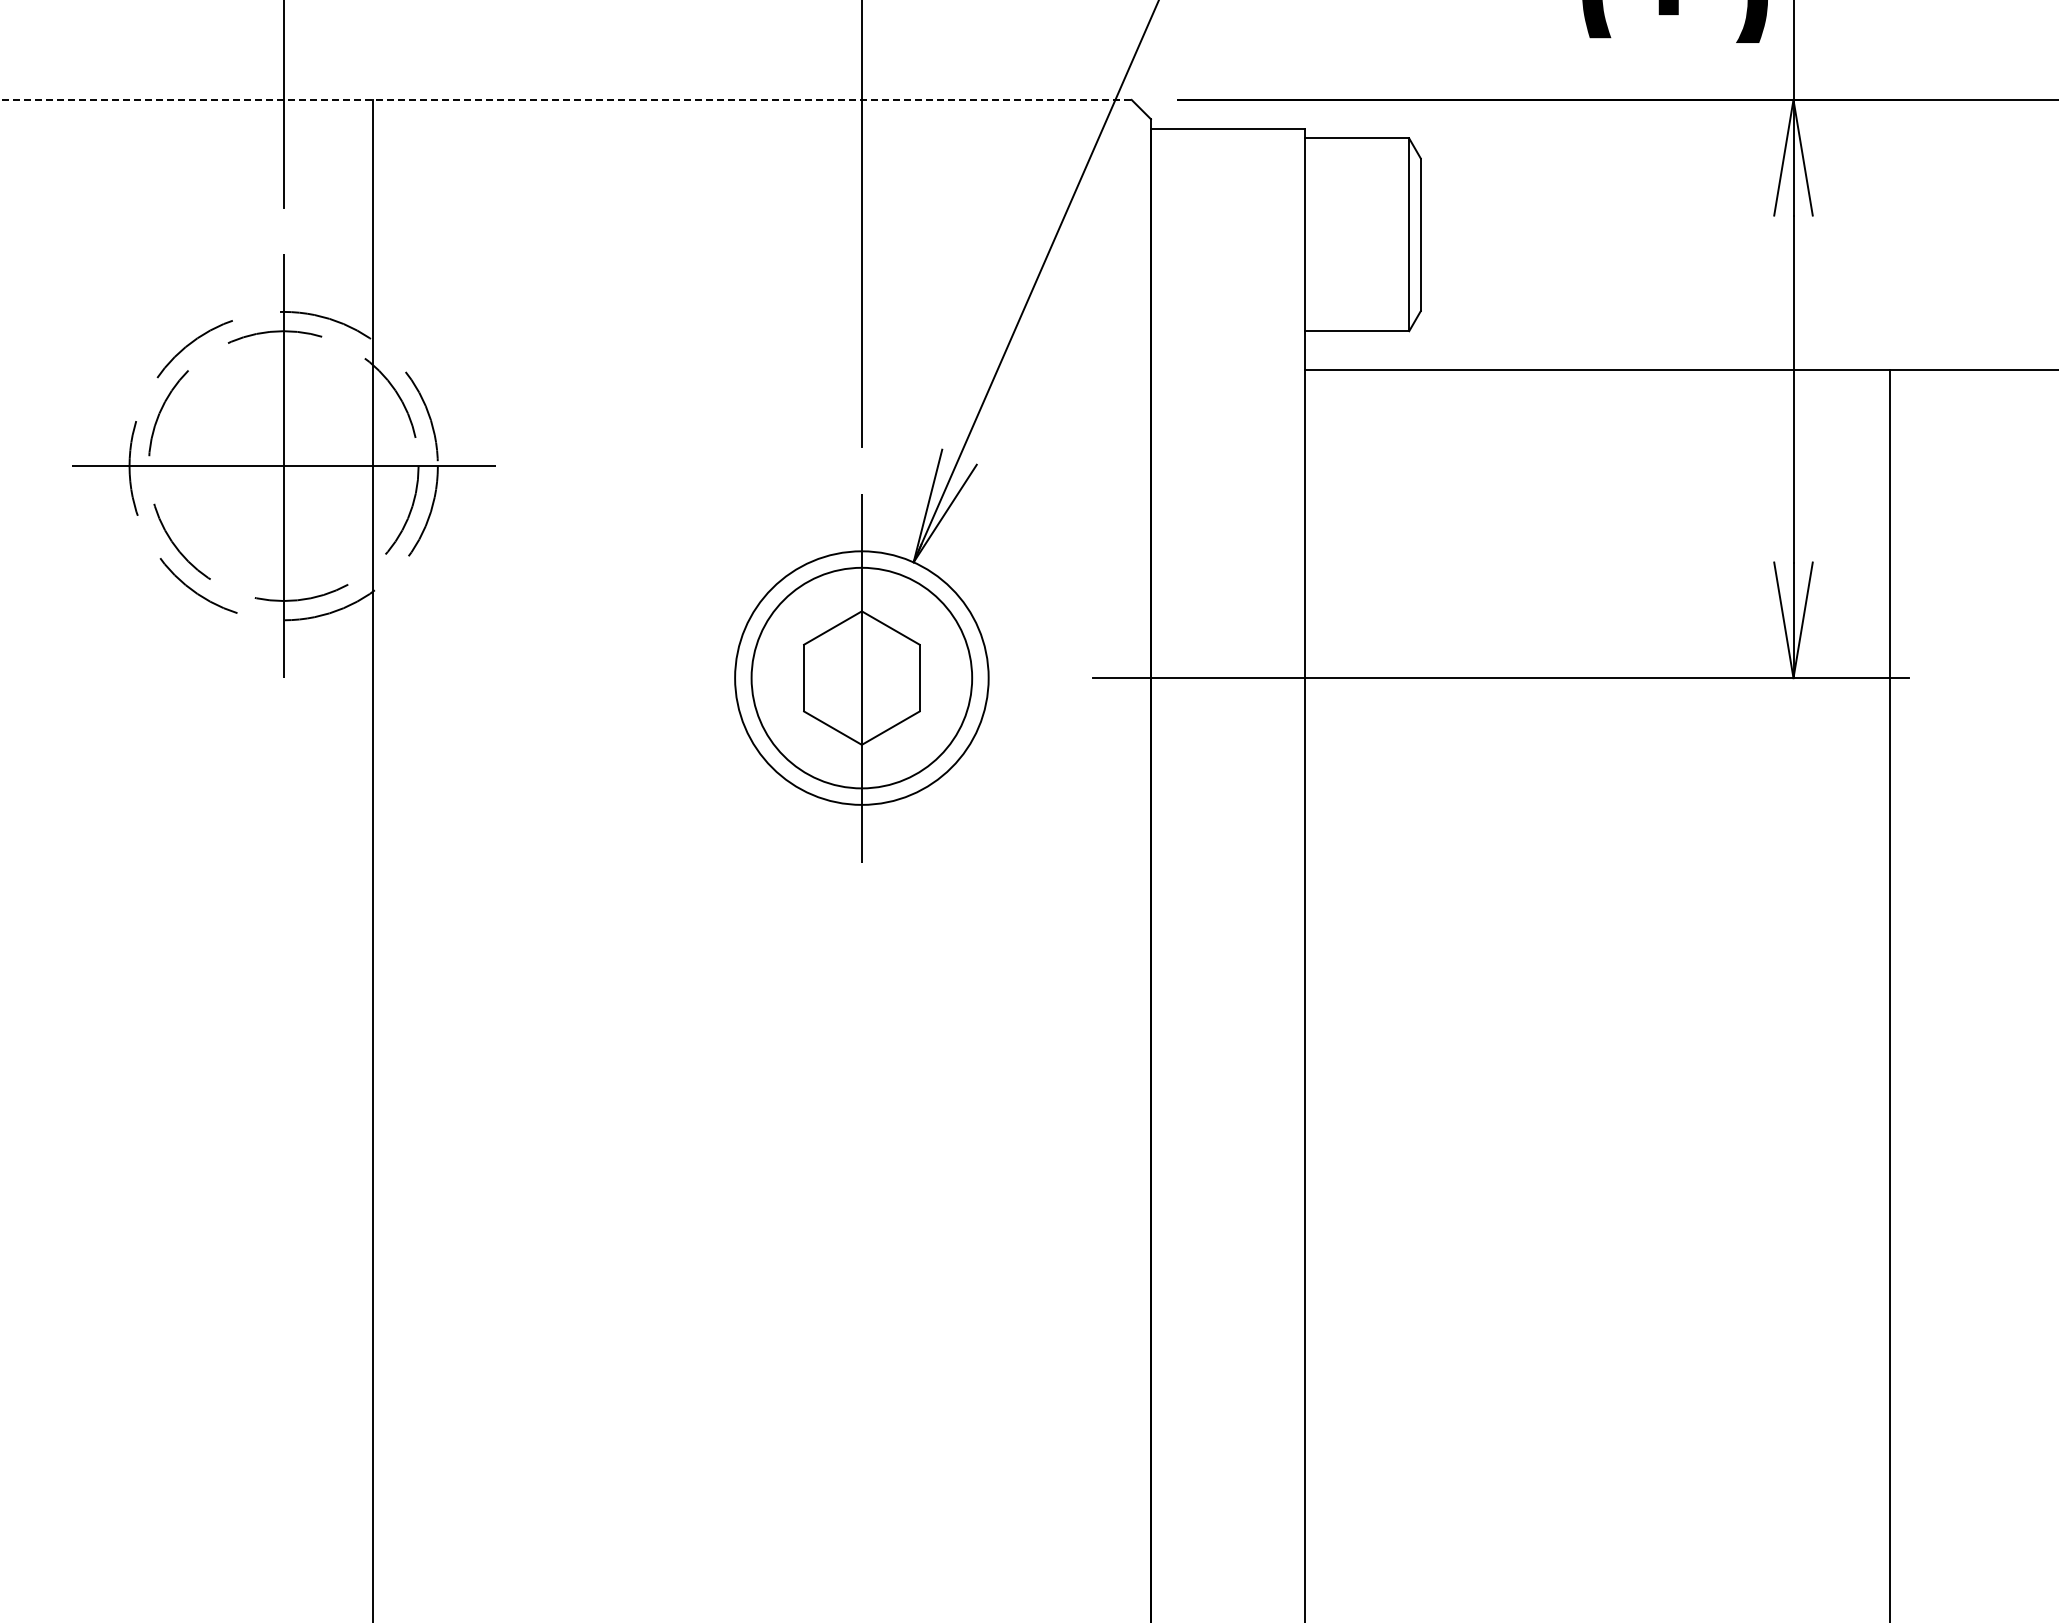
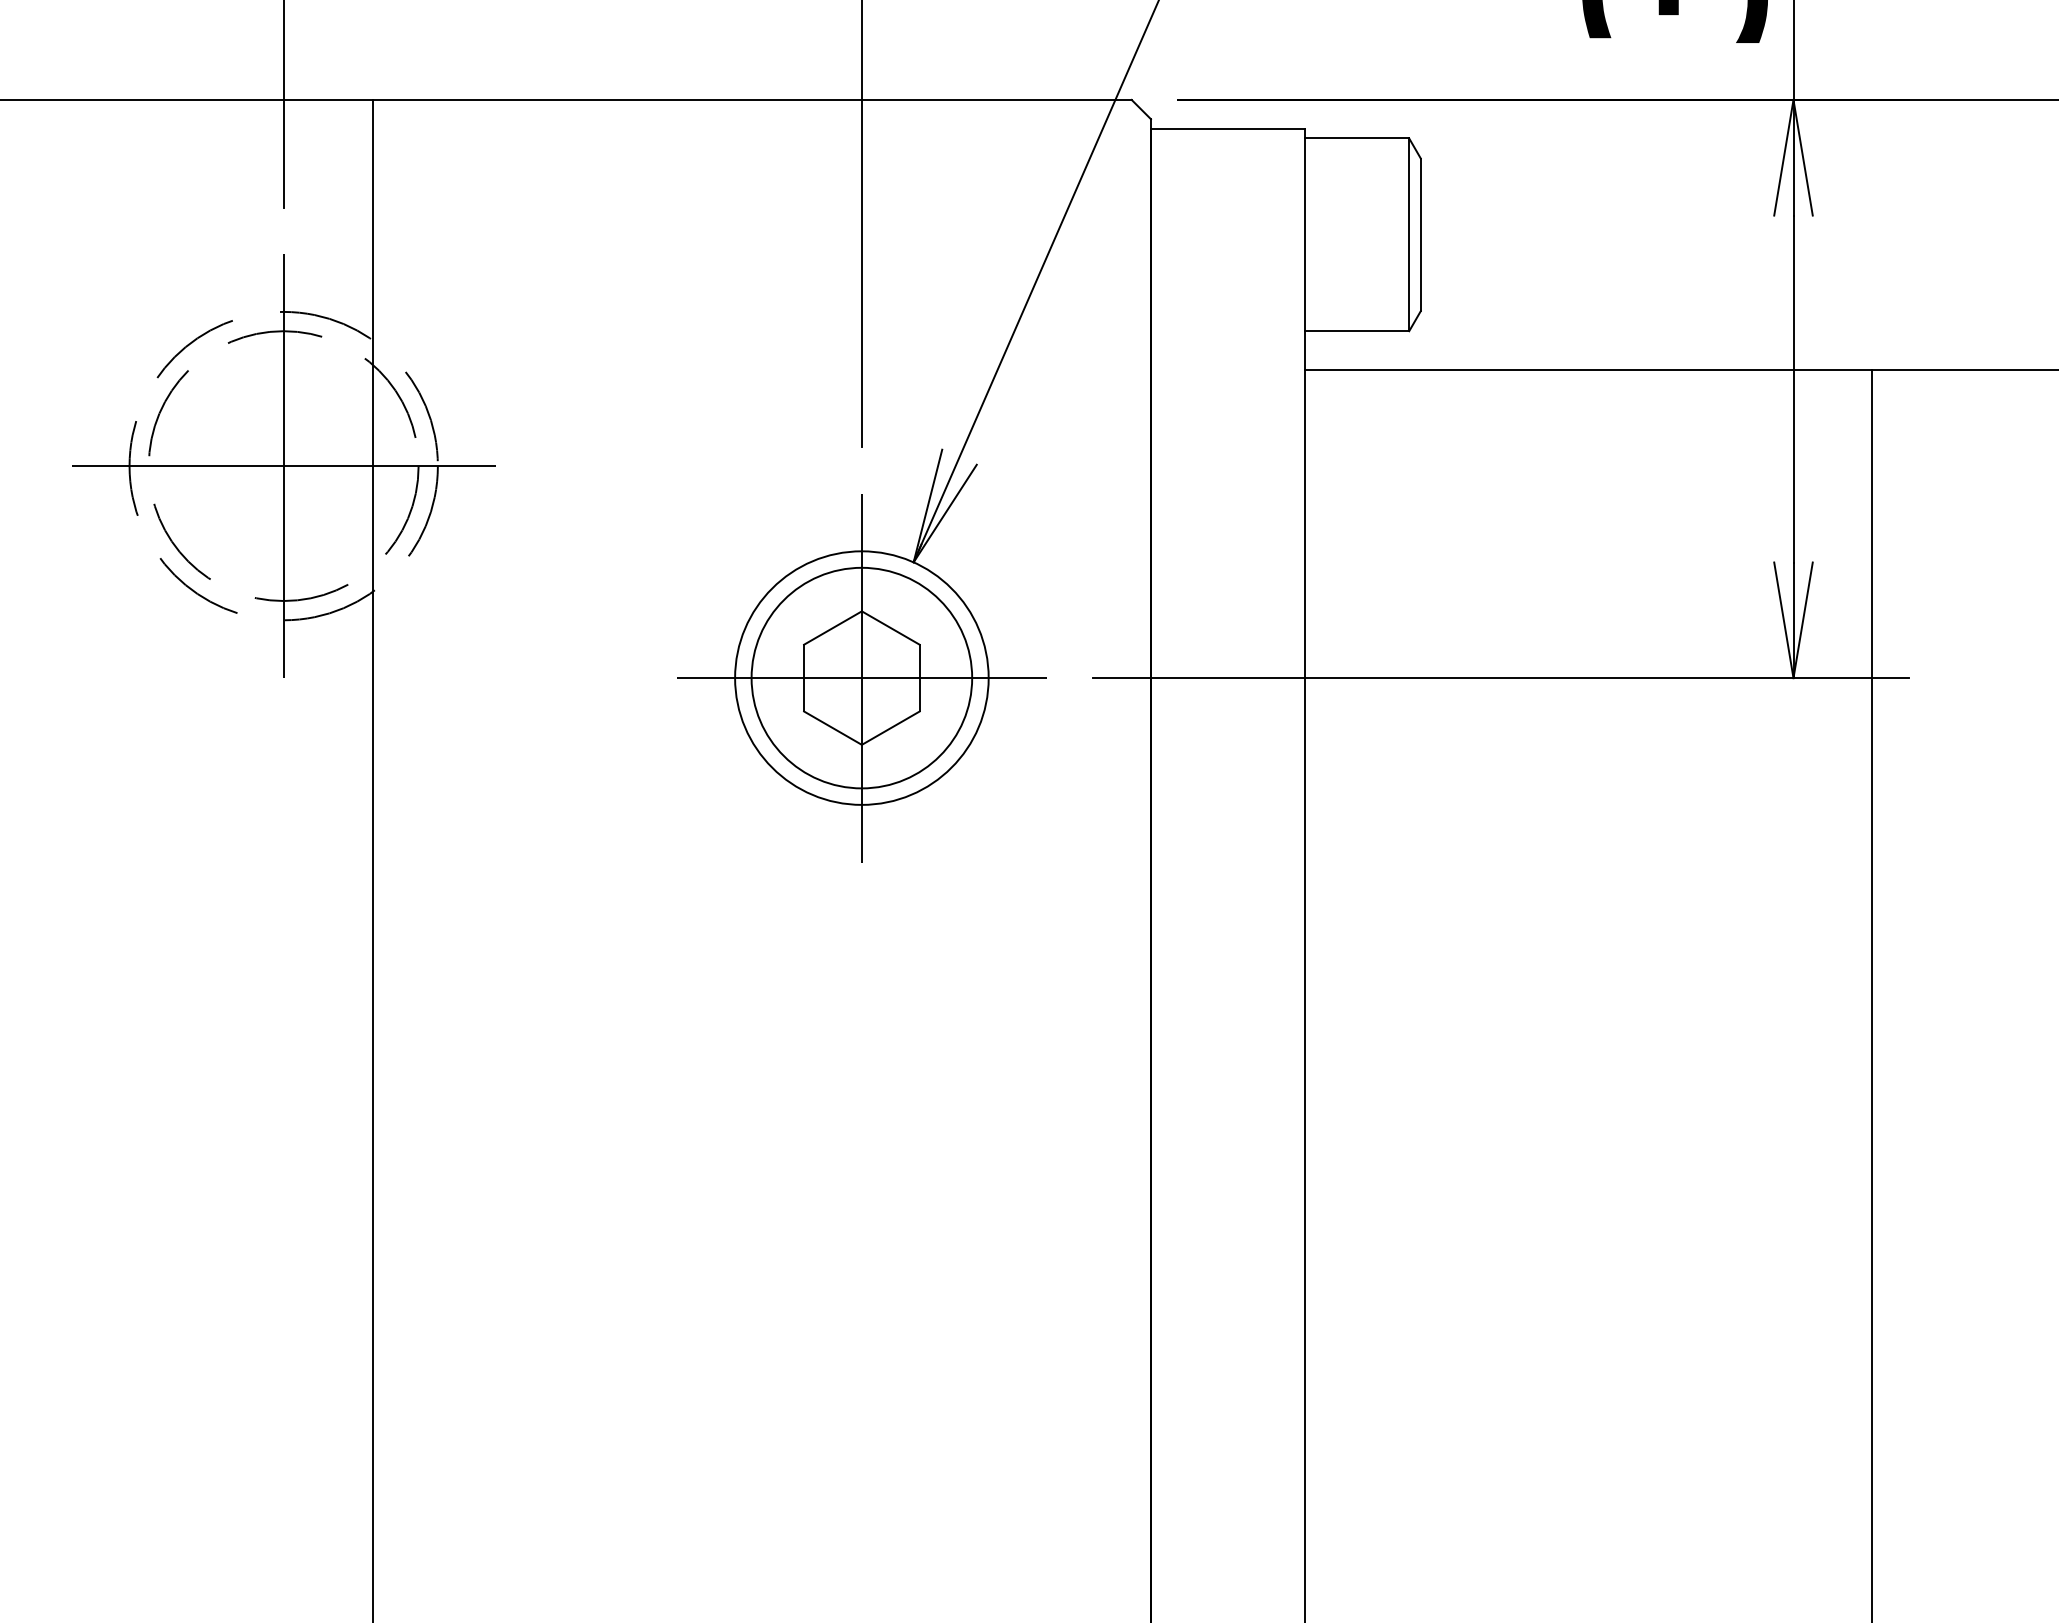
line: dashed -> solid (565, 99)
line: none -> present (861, 678)
line position: (1890, 994) -> (1872, 994) (1872, 994)
